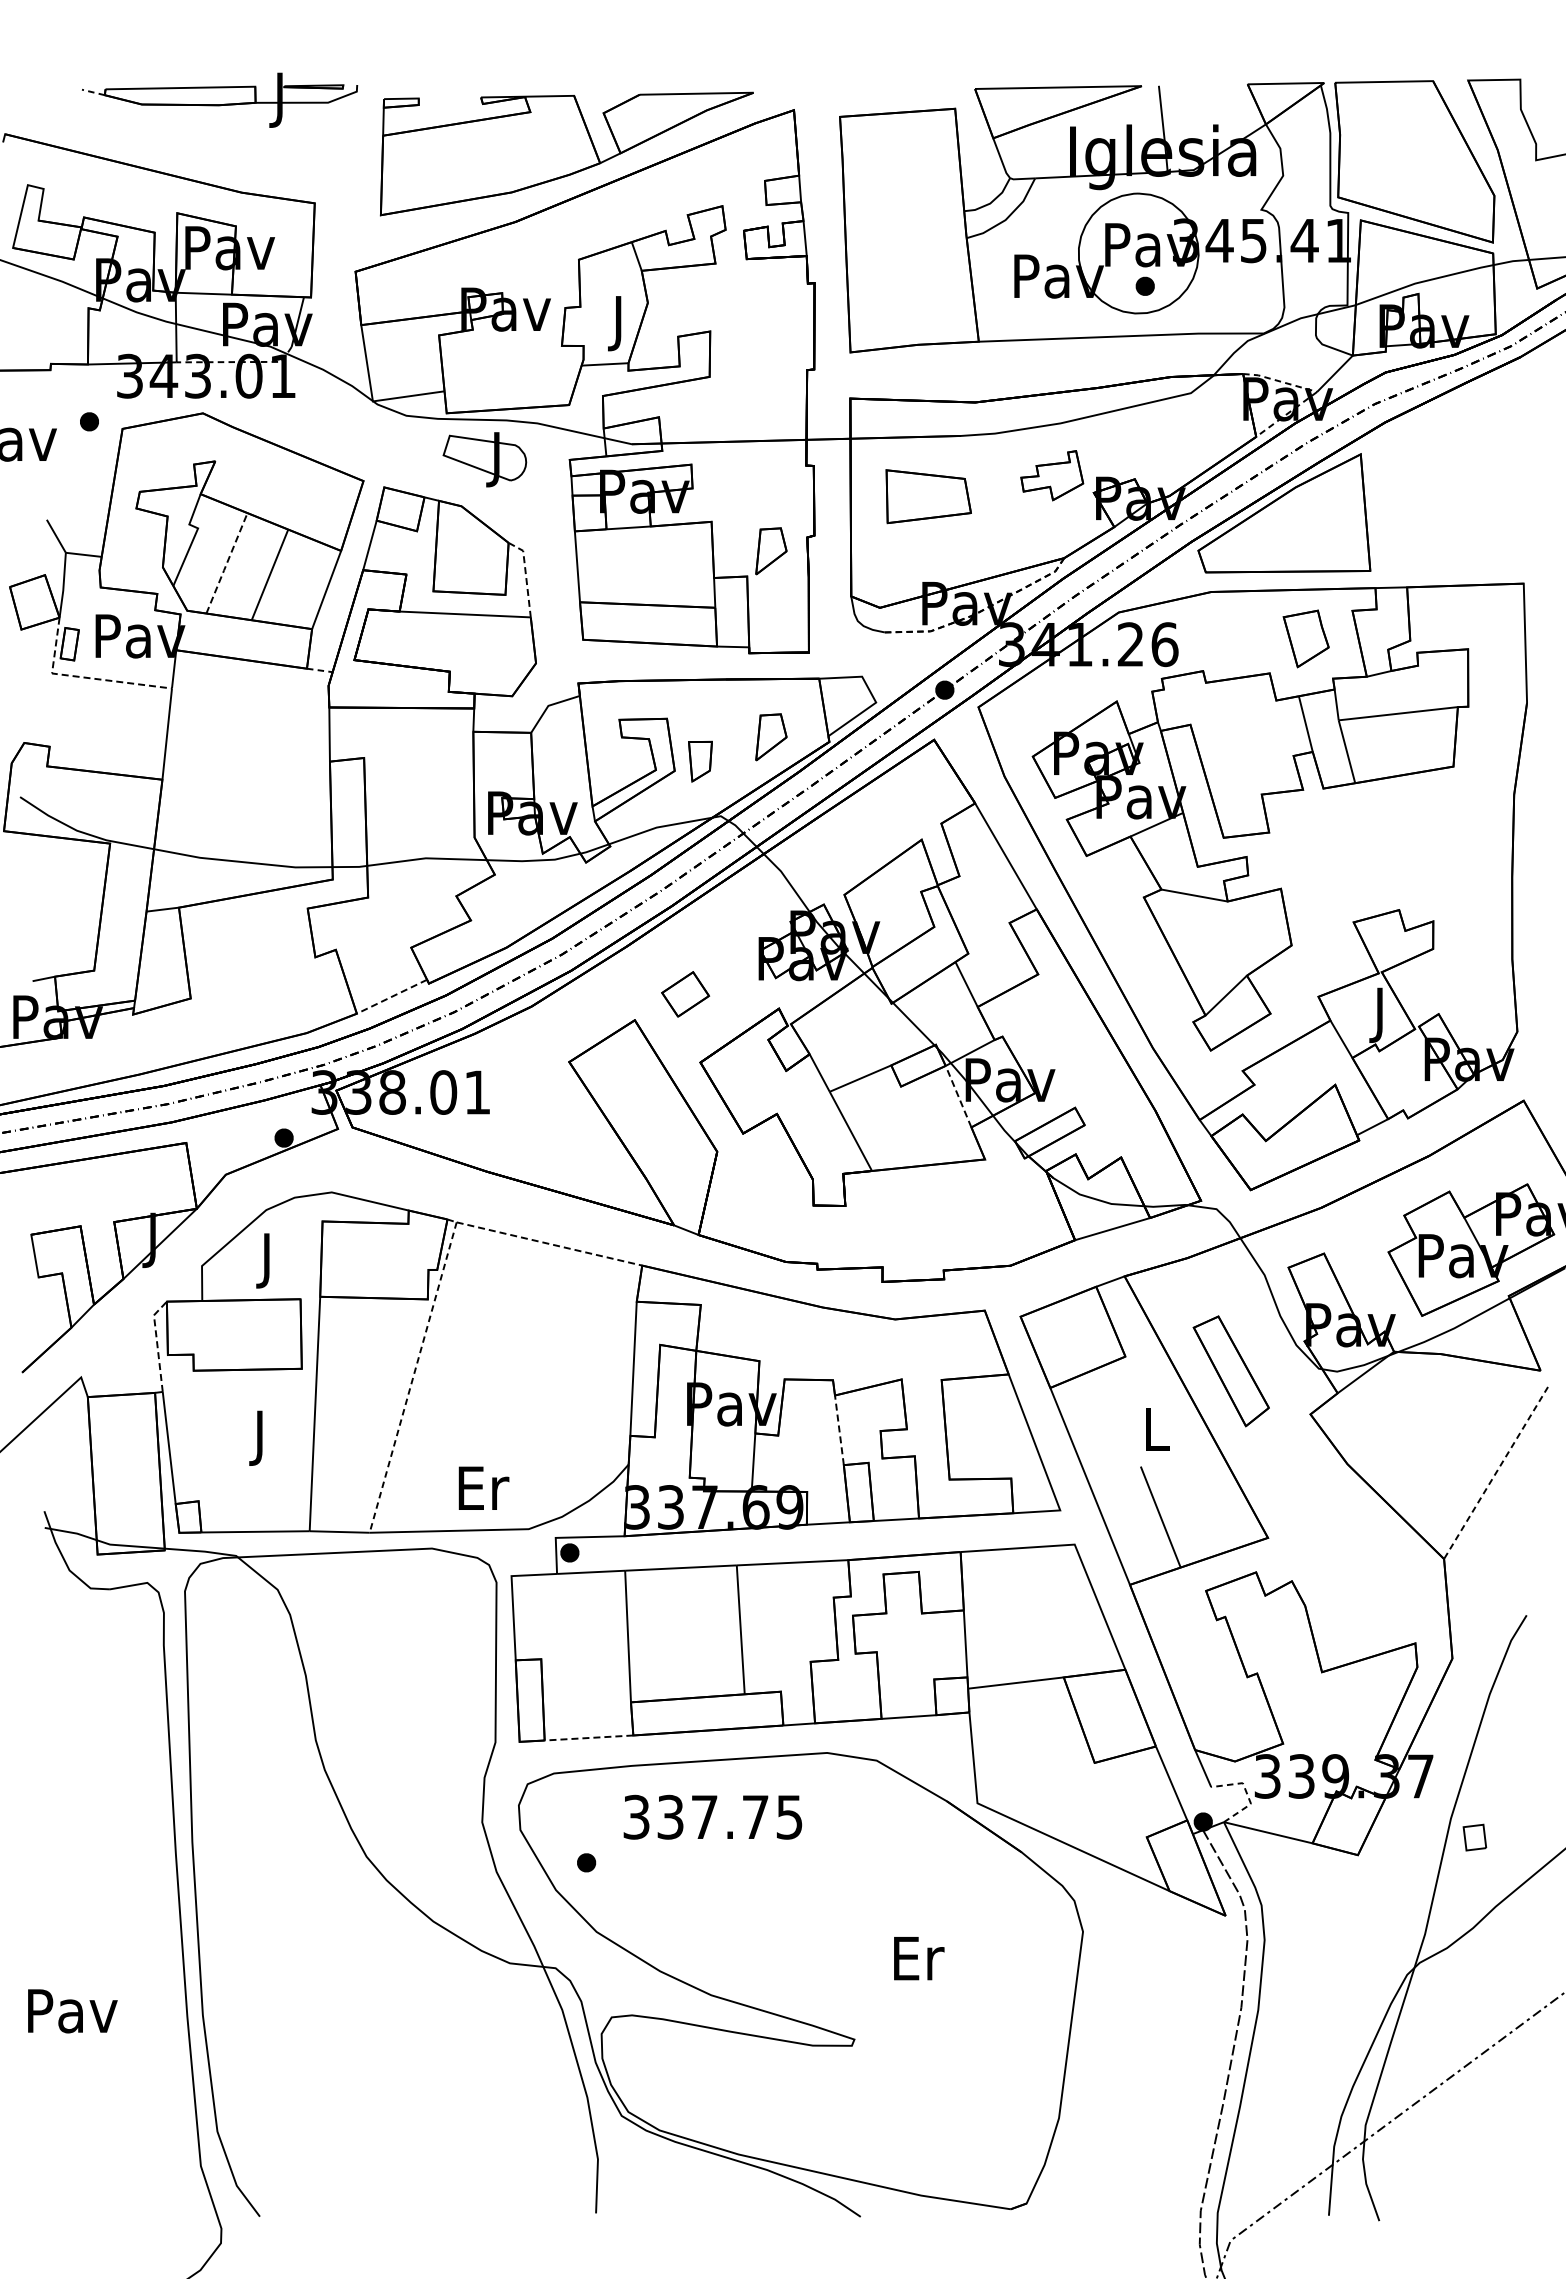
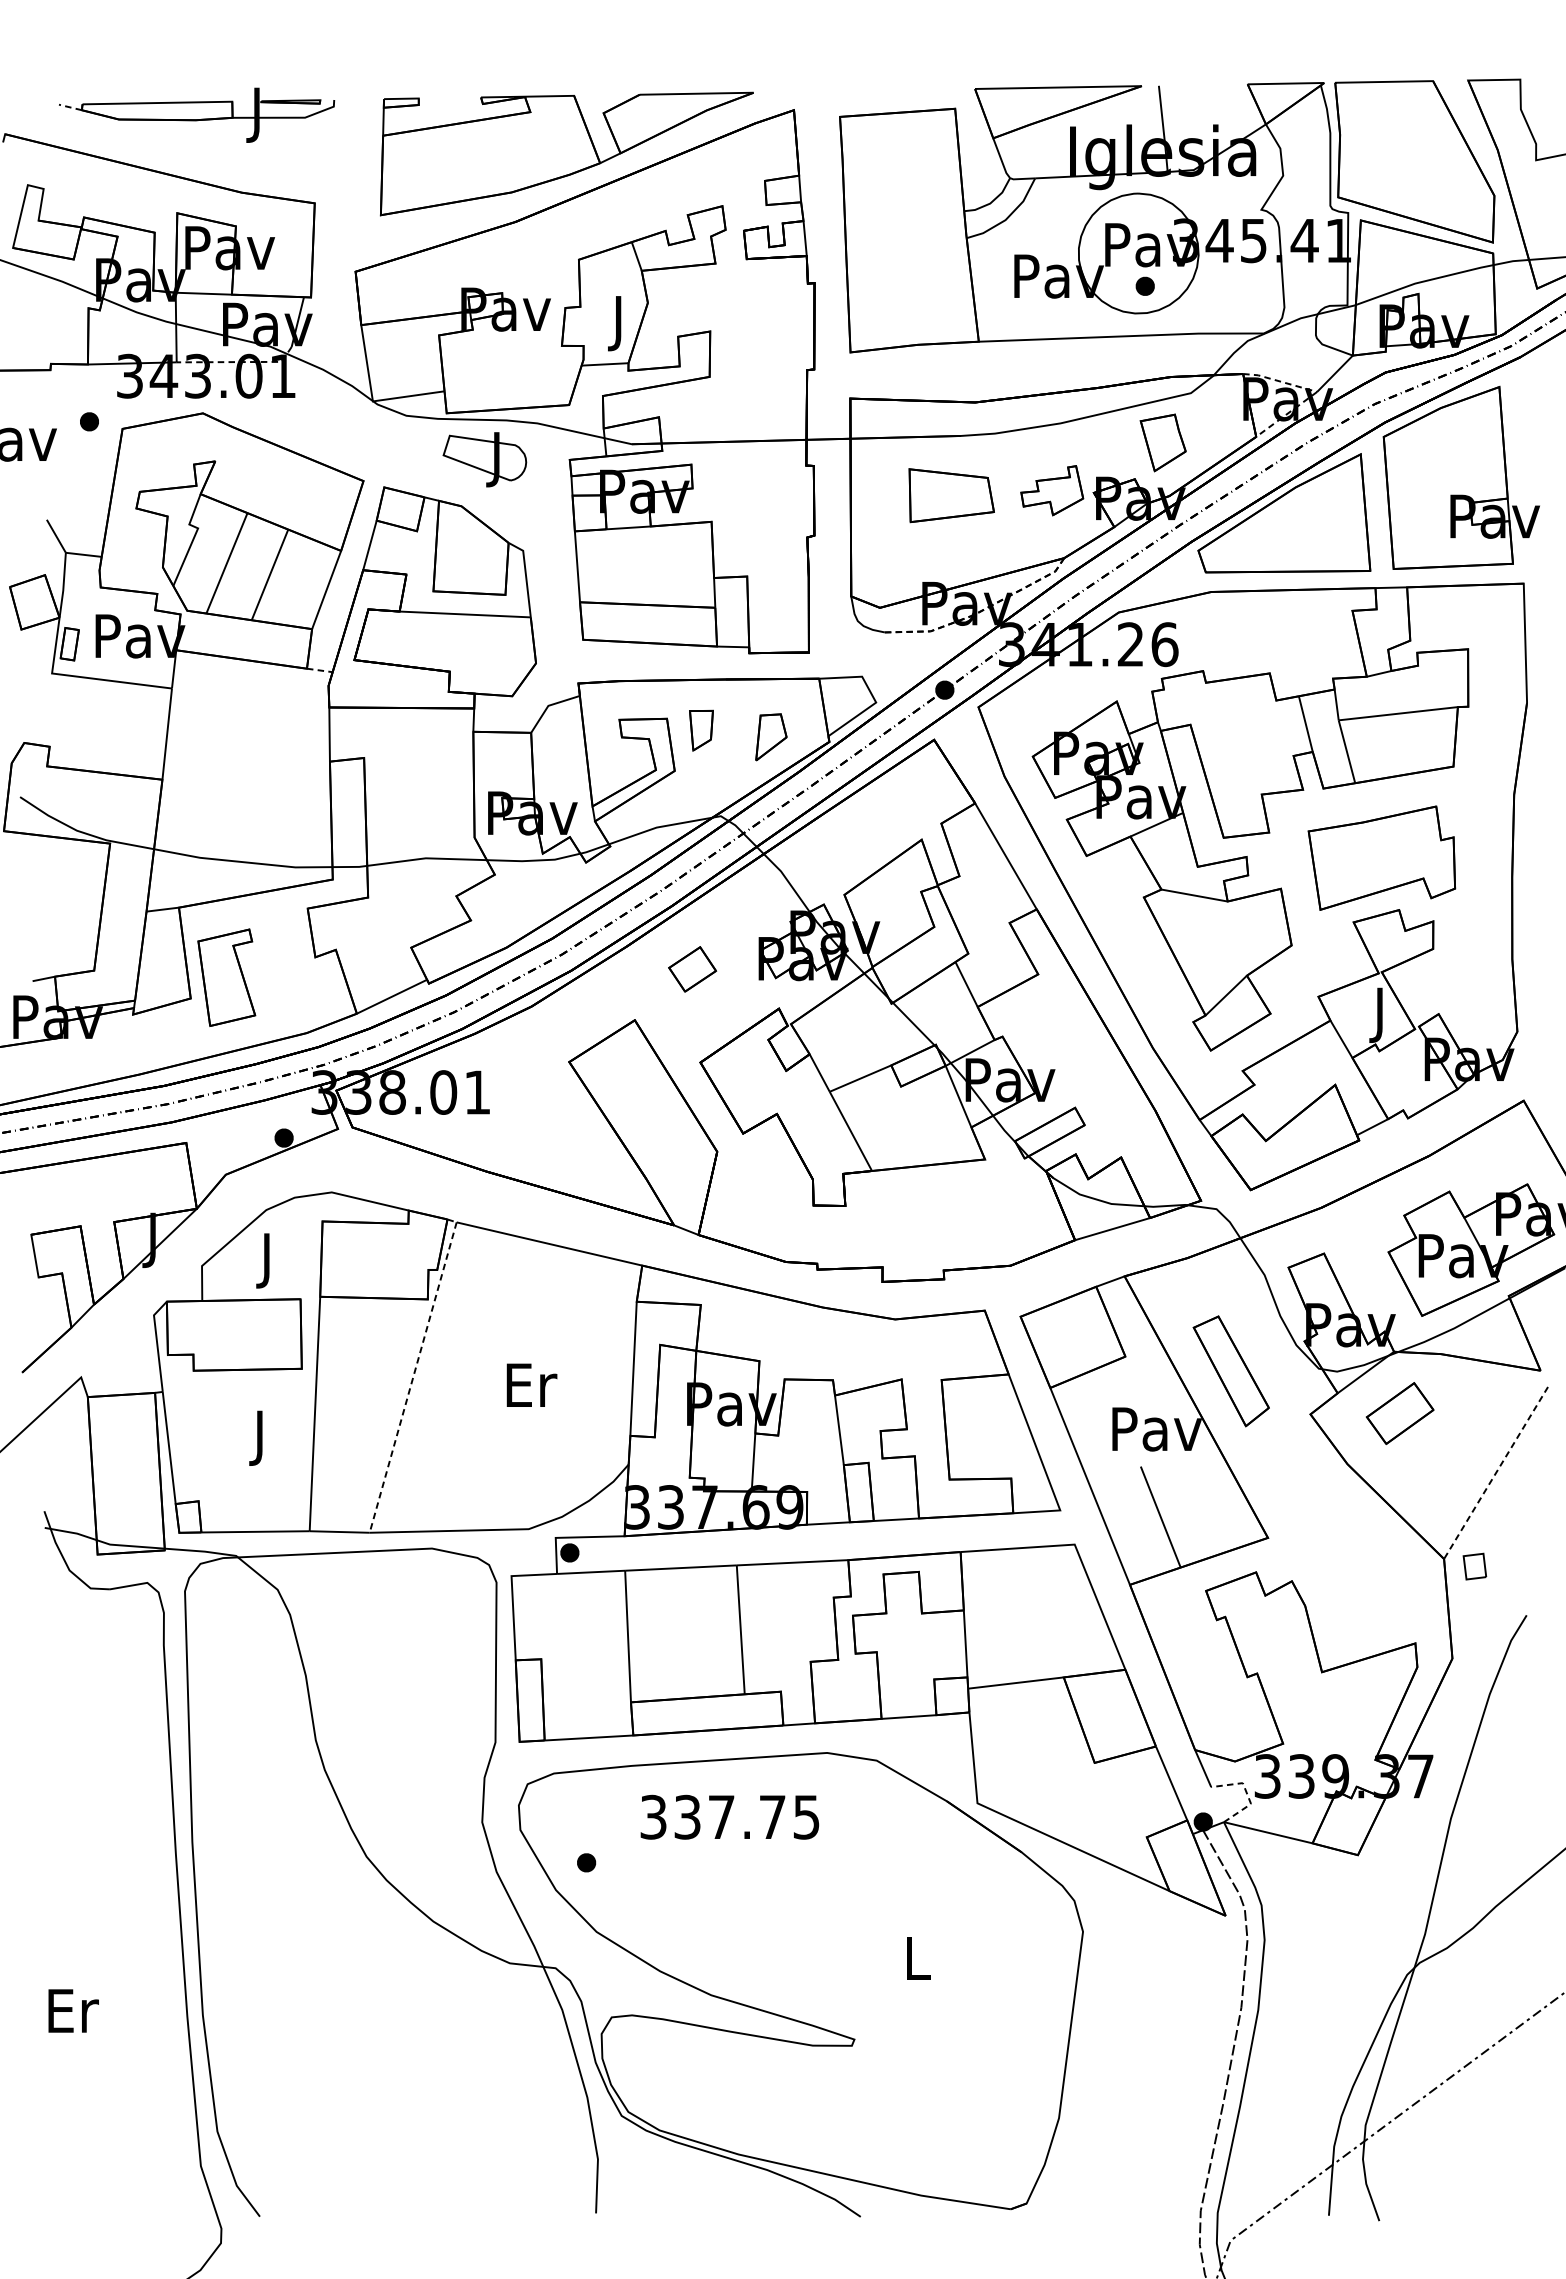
part position: (220, 99) -> (197, 114) (197, 114)
part position: (1052, 475) -> (1052, 490) (1052, 490)
part: none -> present (1460, 477)
part position: (928, 496) -> (951, 495) (951, 495)
part: present -> none (771, 551)
line: dashed -> solid (226, 563)
line: dashed -> solid (526, 575)
part position: (1305, 638) -> (1162, 442) (1162, 442)
line: dashed -> solid (83, 677)
part position: (700, 761) -> (701, 730) (701, 730)
part: none -> present (1381, 857)
part: none -> present (226, 977)
part position: (685, 994) -> (692, 969) (692, 969)
line: dashed -> solid (391, 996)
line: dashed -> solid (958, 1096)
line: dashed -> solid (549, 1244)
line: dashed -> solid (157, 1343)
part: none -> present (1399, 1413)
line: dashed -> solid (839, 1429)
text: L -> Pav (1156, 1429)
text position: (483, 1487) -> (531, 1384) (531, 1384)
line: dashed -> solid (588, 1738)
text position: (712, 1816) -> (729, 1816) (729, 1816)
part position: (1474, 1837) -> (1474, 1566) (1474, 1566)
text: Er -> L (919, 1958)
text: Pav -> Er (72, 2011)
